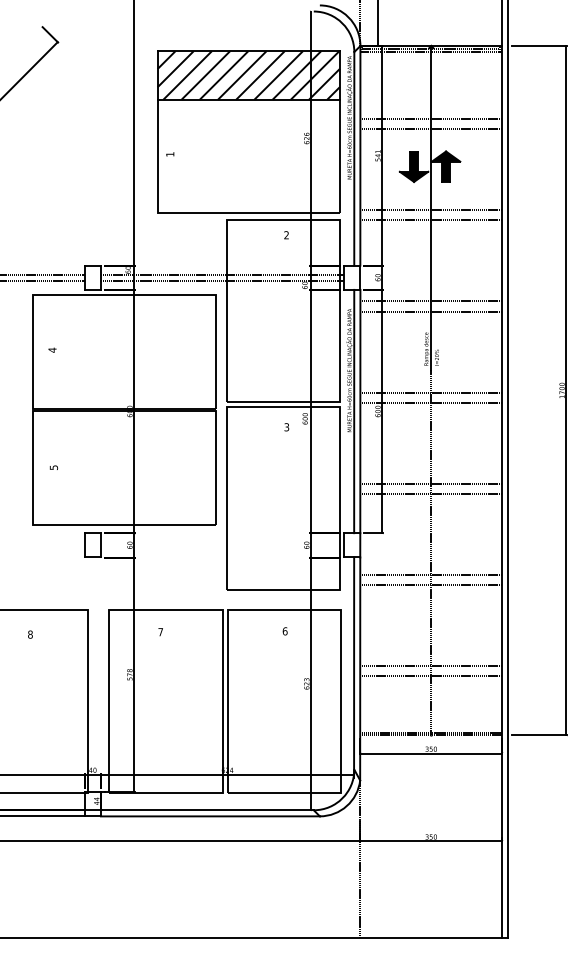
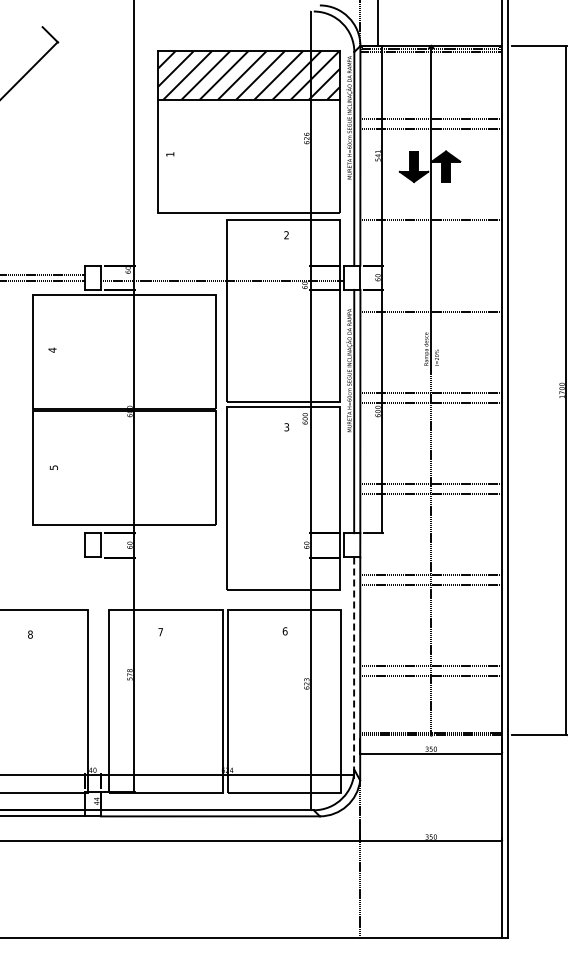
line: present -> none (431, 210)
line: present -> none (222, 274)
line: present -> none (431, 301)
line: solid -> dashed (354, 666)
